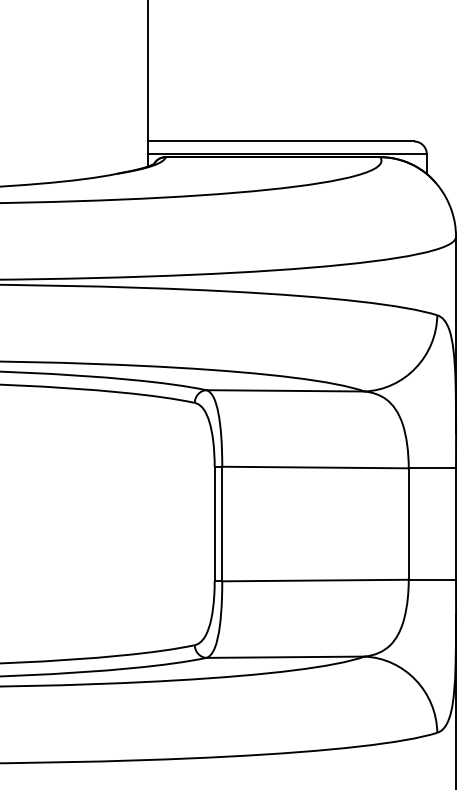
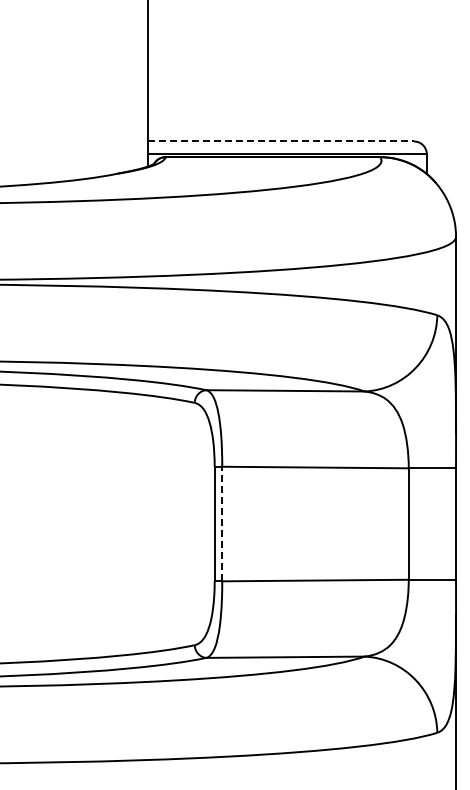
line: solid -> dashed (281, 141)
line: solid -> dashed (222, 523)
